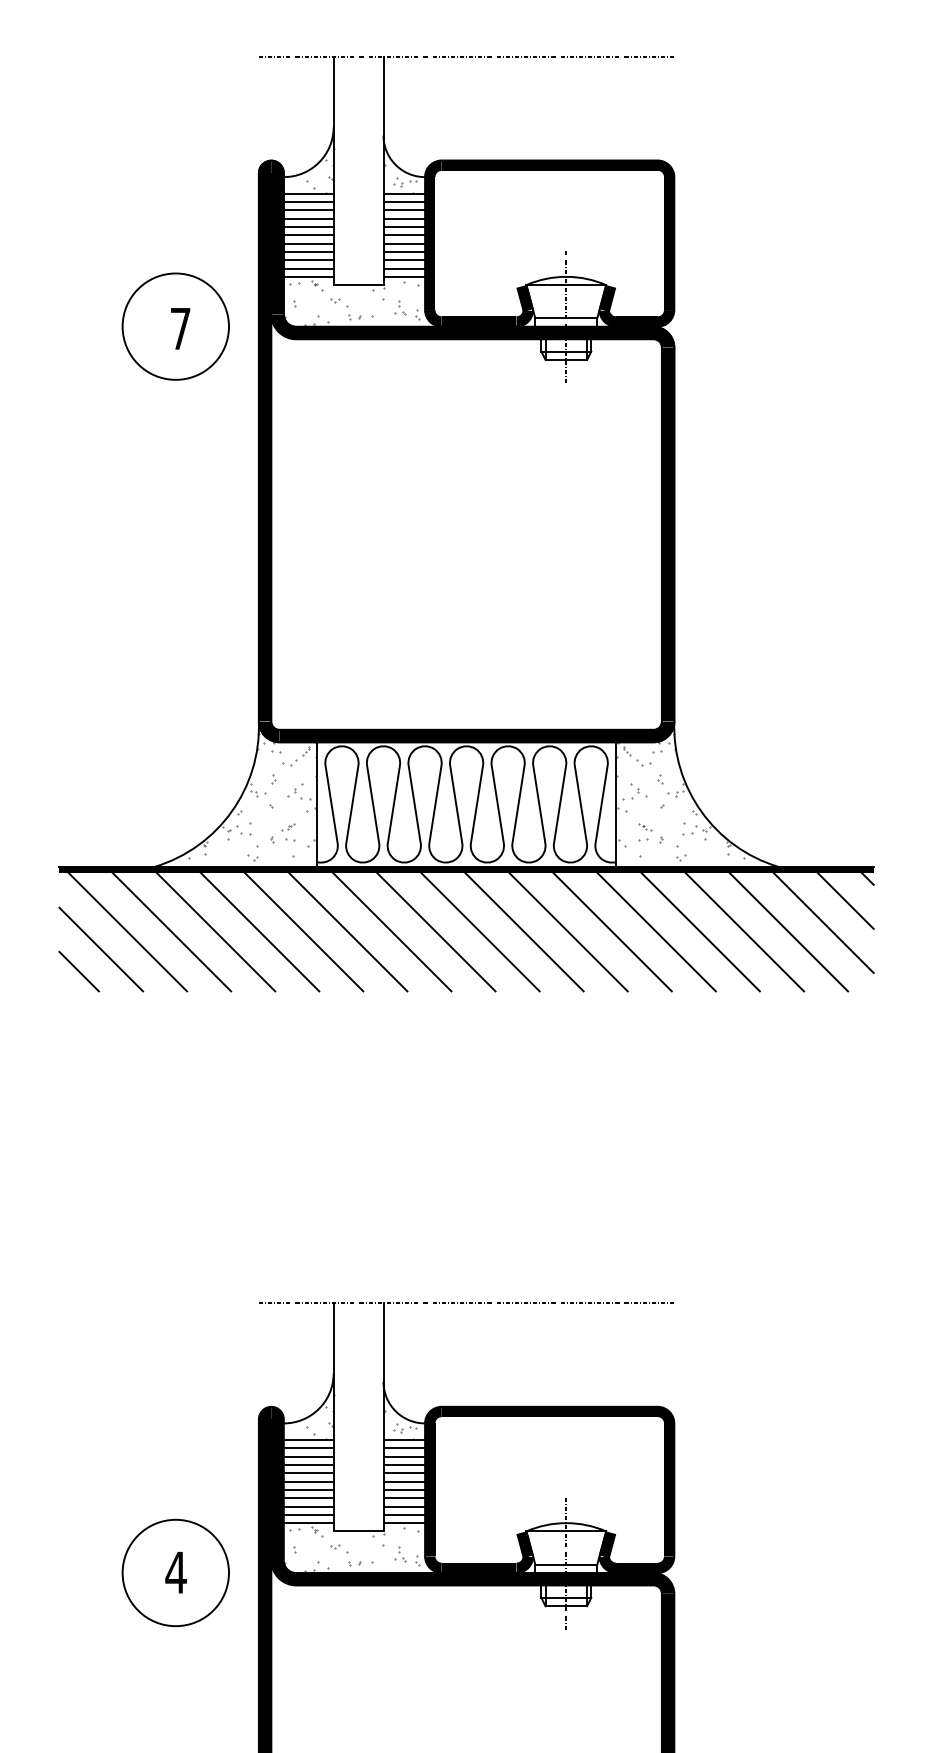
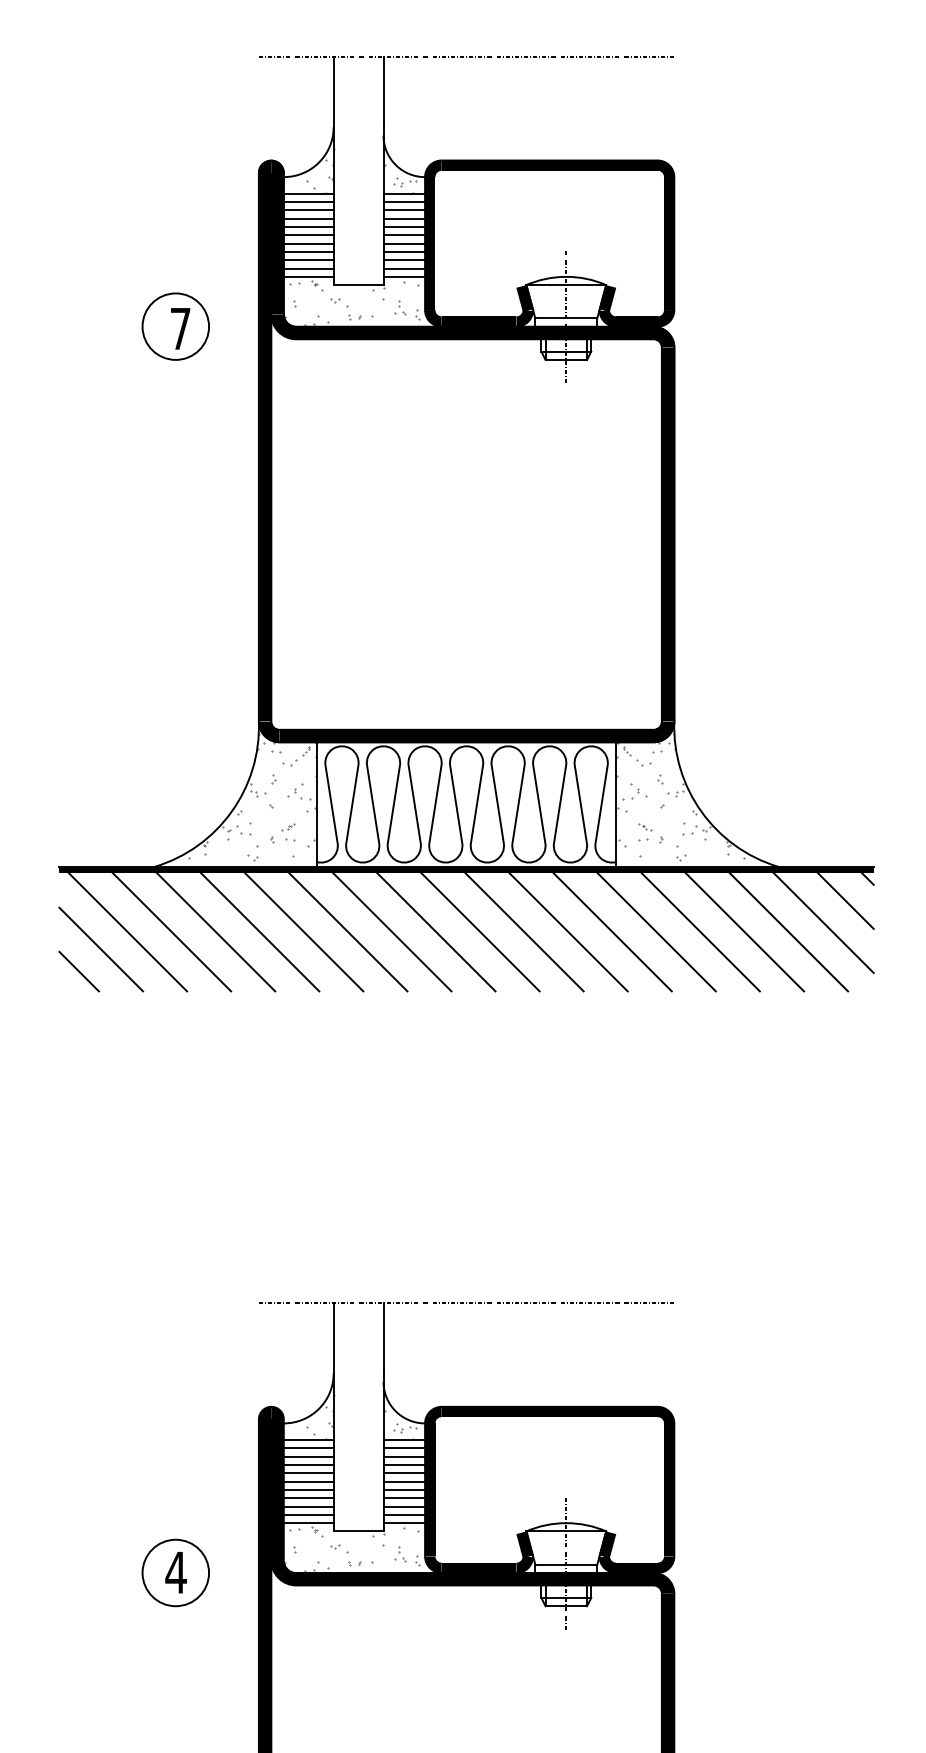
circle diameter: 106 px -> 66 px (175, 326)
circle diameter: 106 px -> 66 px (175, 1572)
